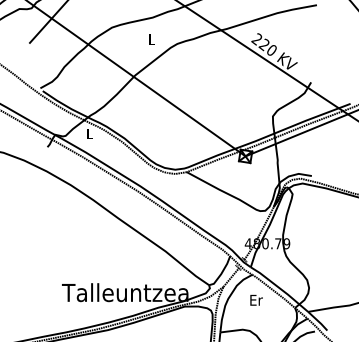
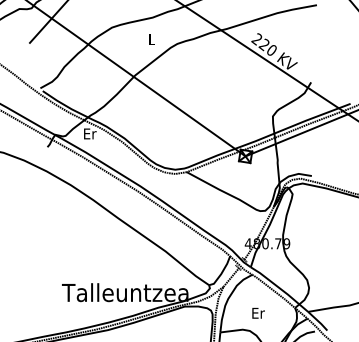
text: L -> Er (90, 133)
text position: (256, 299) -> (258, 312) (258, 312)
